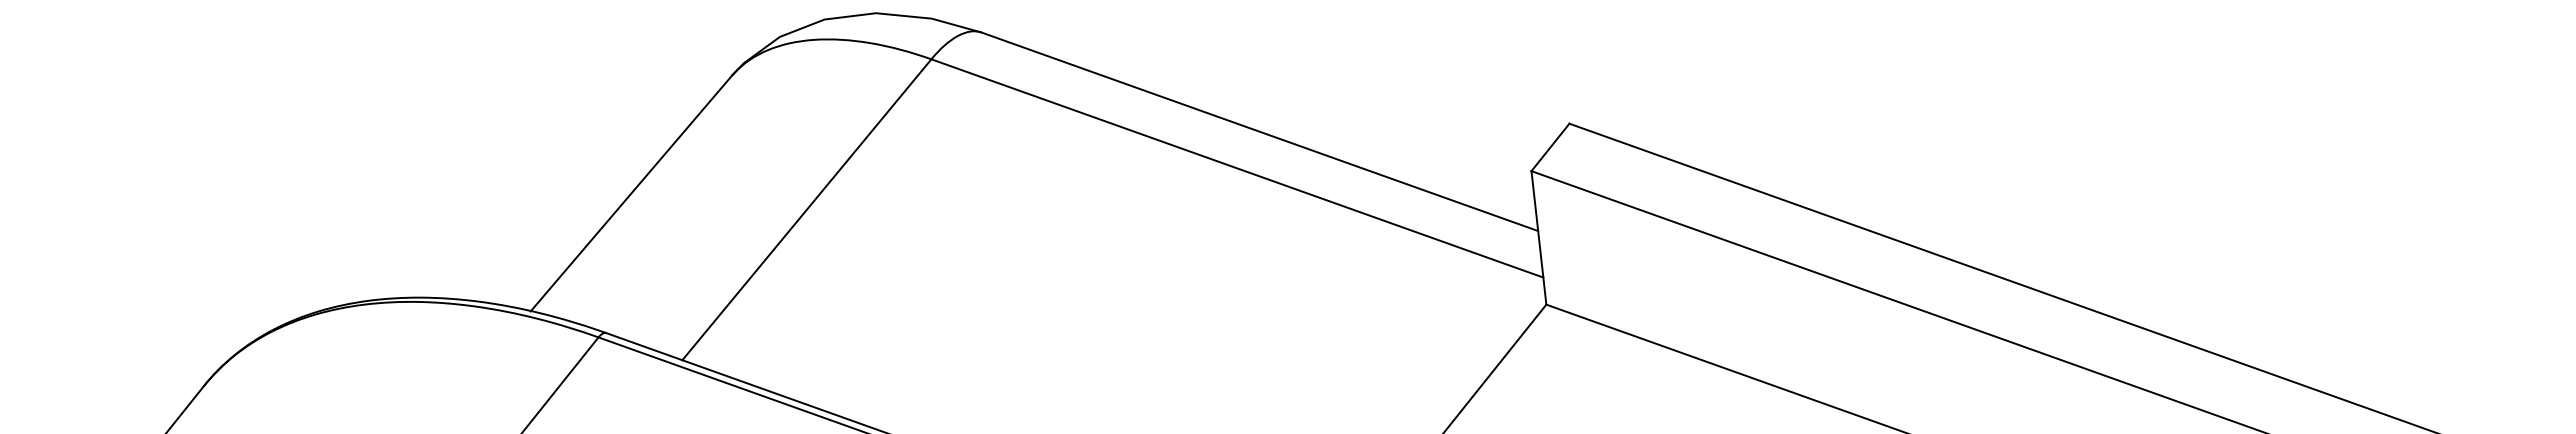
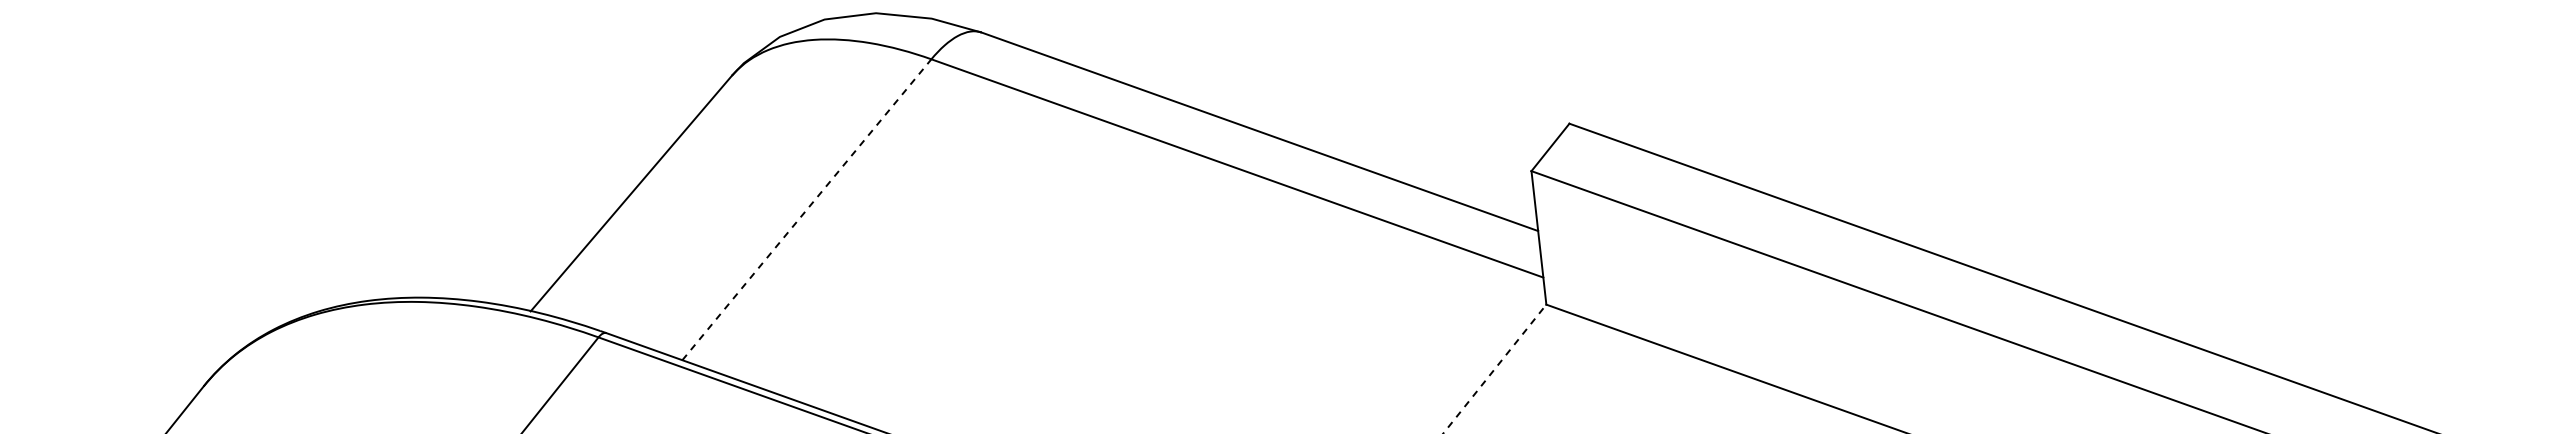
line: solid -> dashed (807, 209)
line: solid -> dashed (1495, 368)
